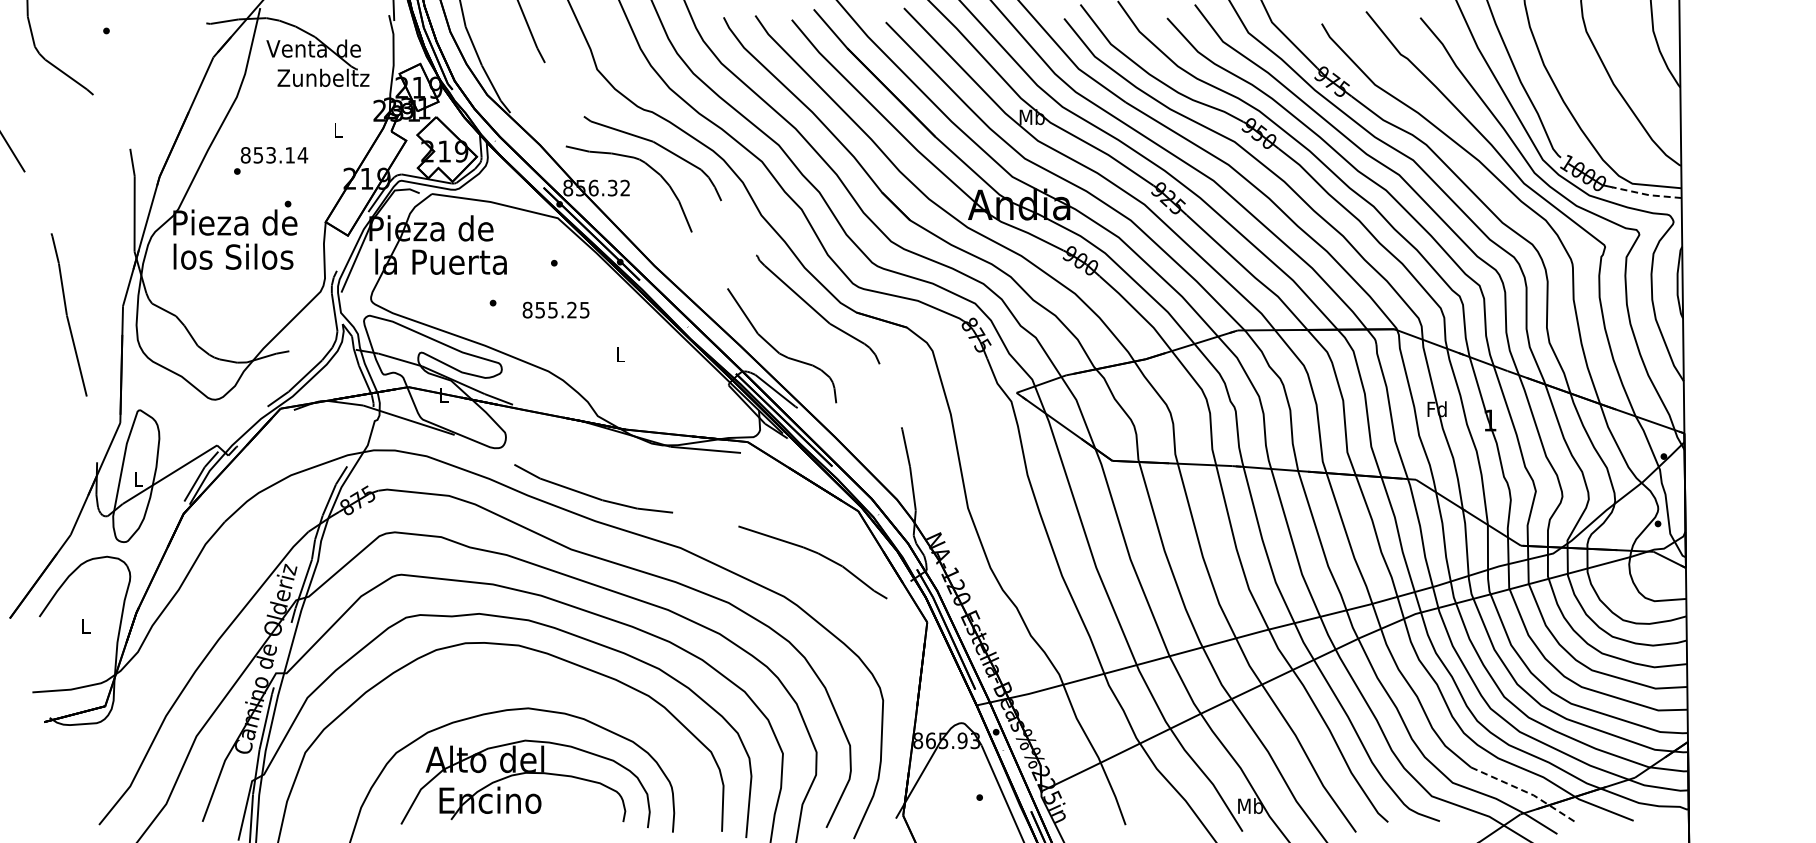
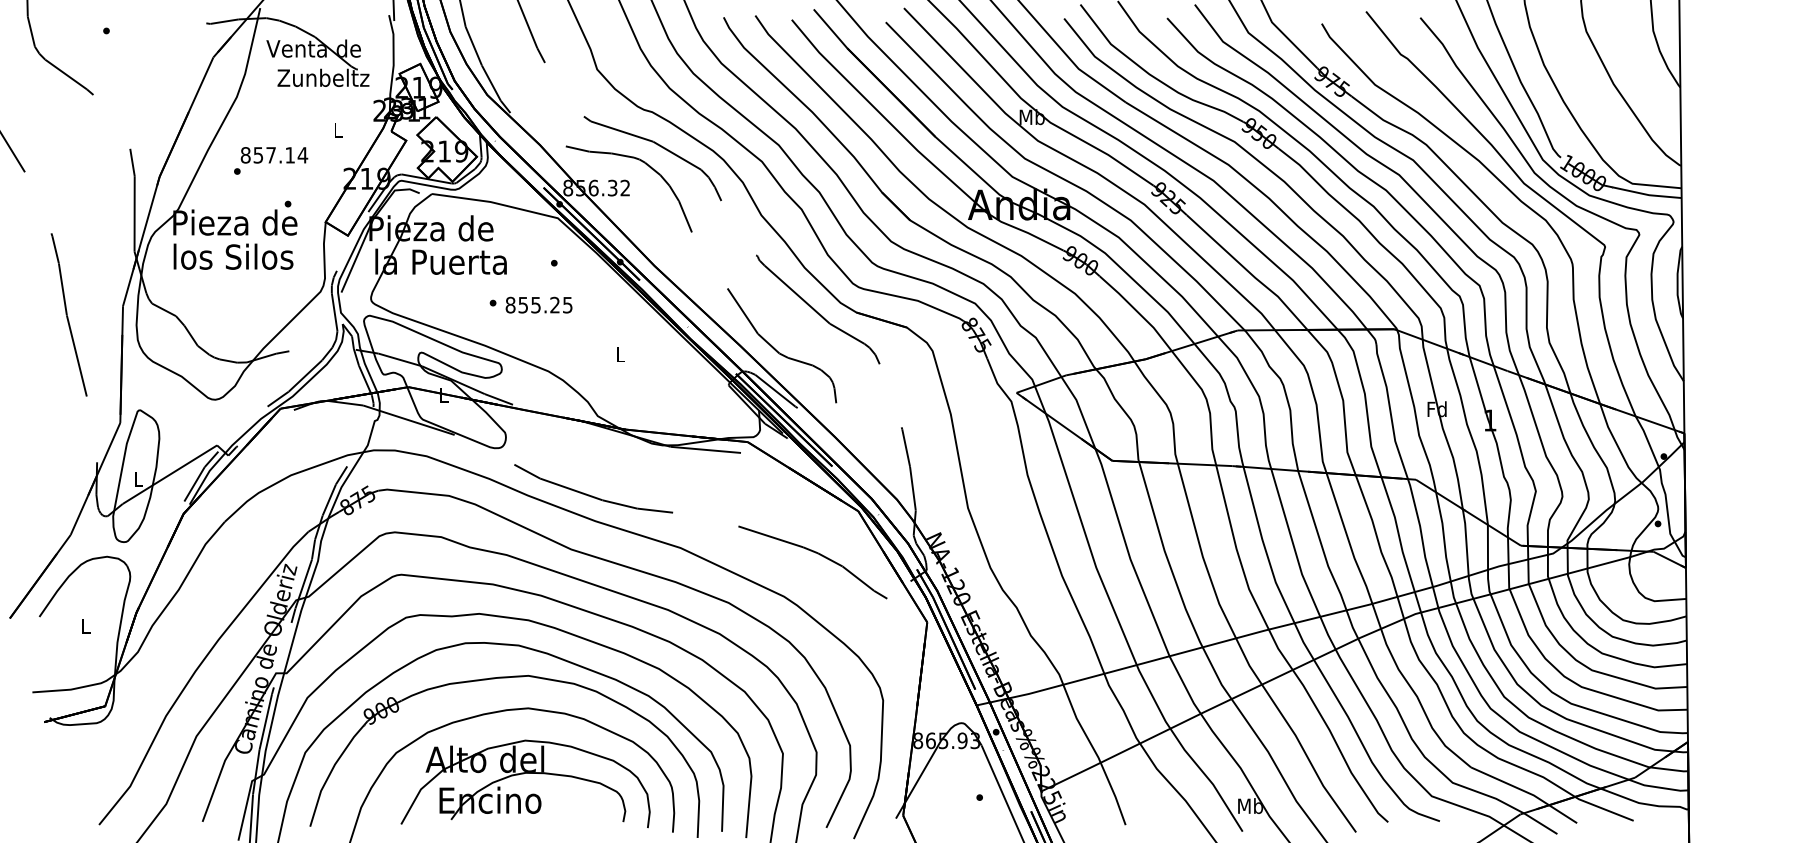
text: 853.14 -> 857.14 (270, 155)
line: dashed -> solid (1647, 194)
text position: (555, 309) -> (538, 304) (538, 304)
part: none -> present (494, 679)
line: dashed -> solid (1526, 792)
